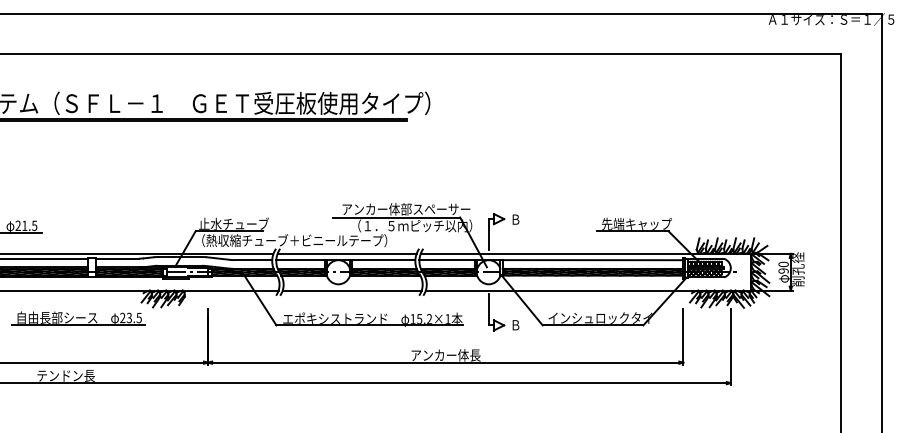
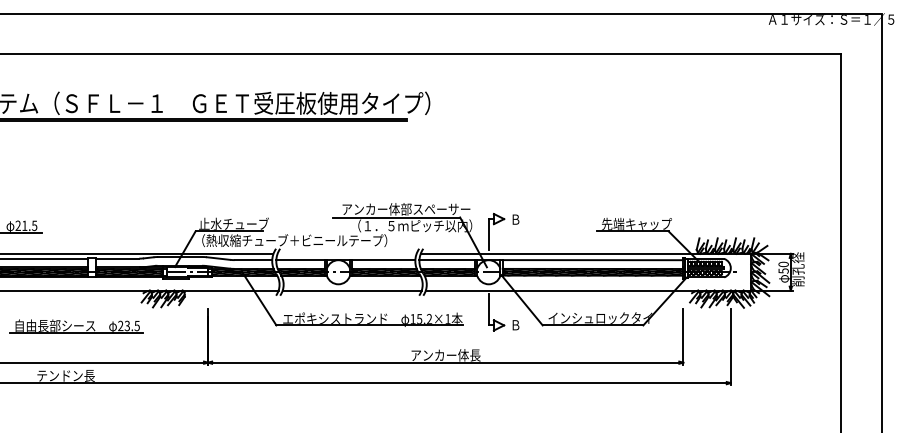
line: present -> none (346, 253)
text: 90 -> 50 (783, 270)
part position: (78, 318) -> (76, 326) (76, 326)
